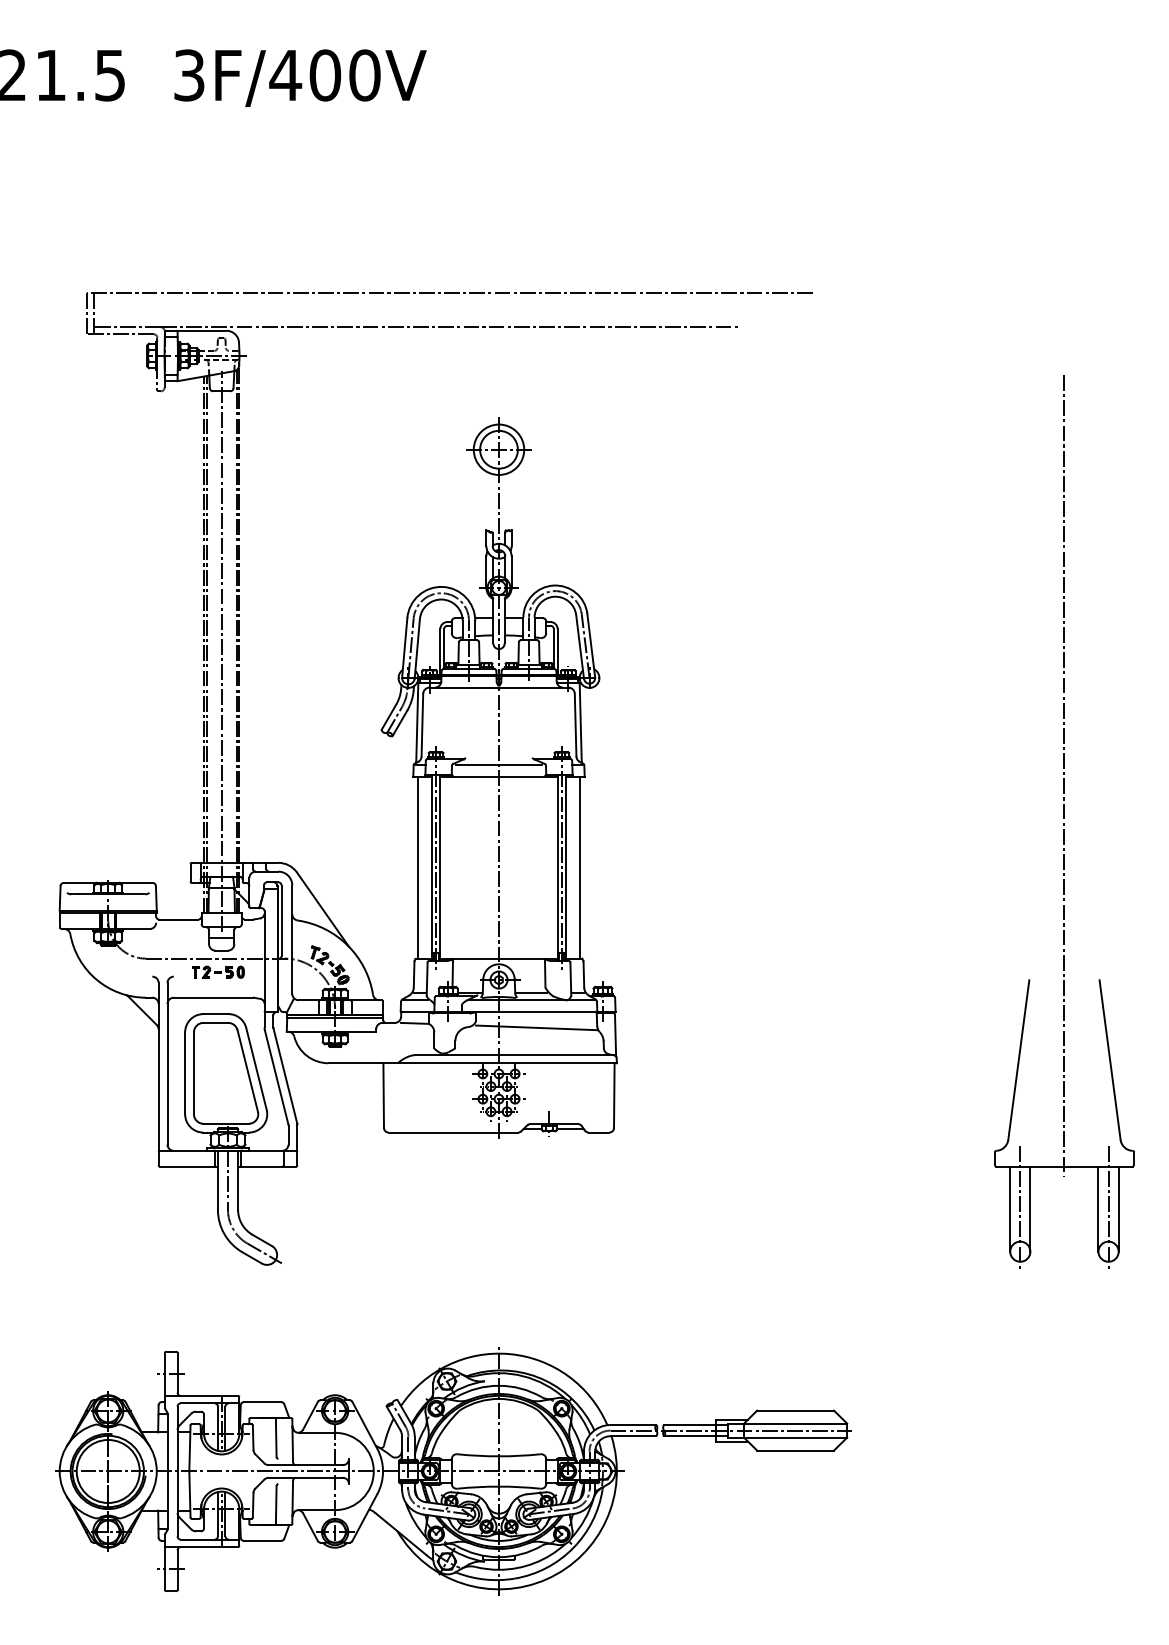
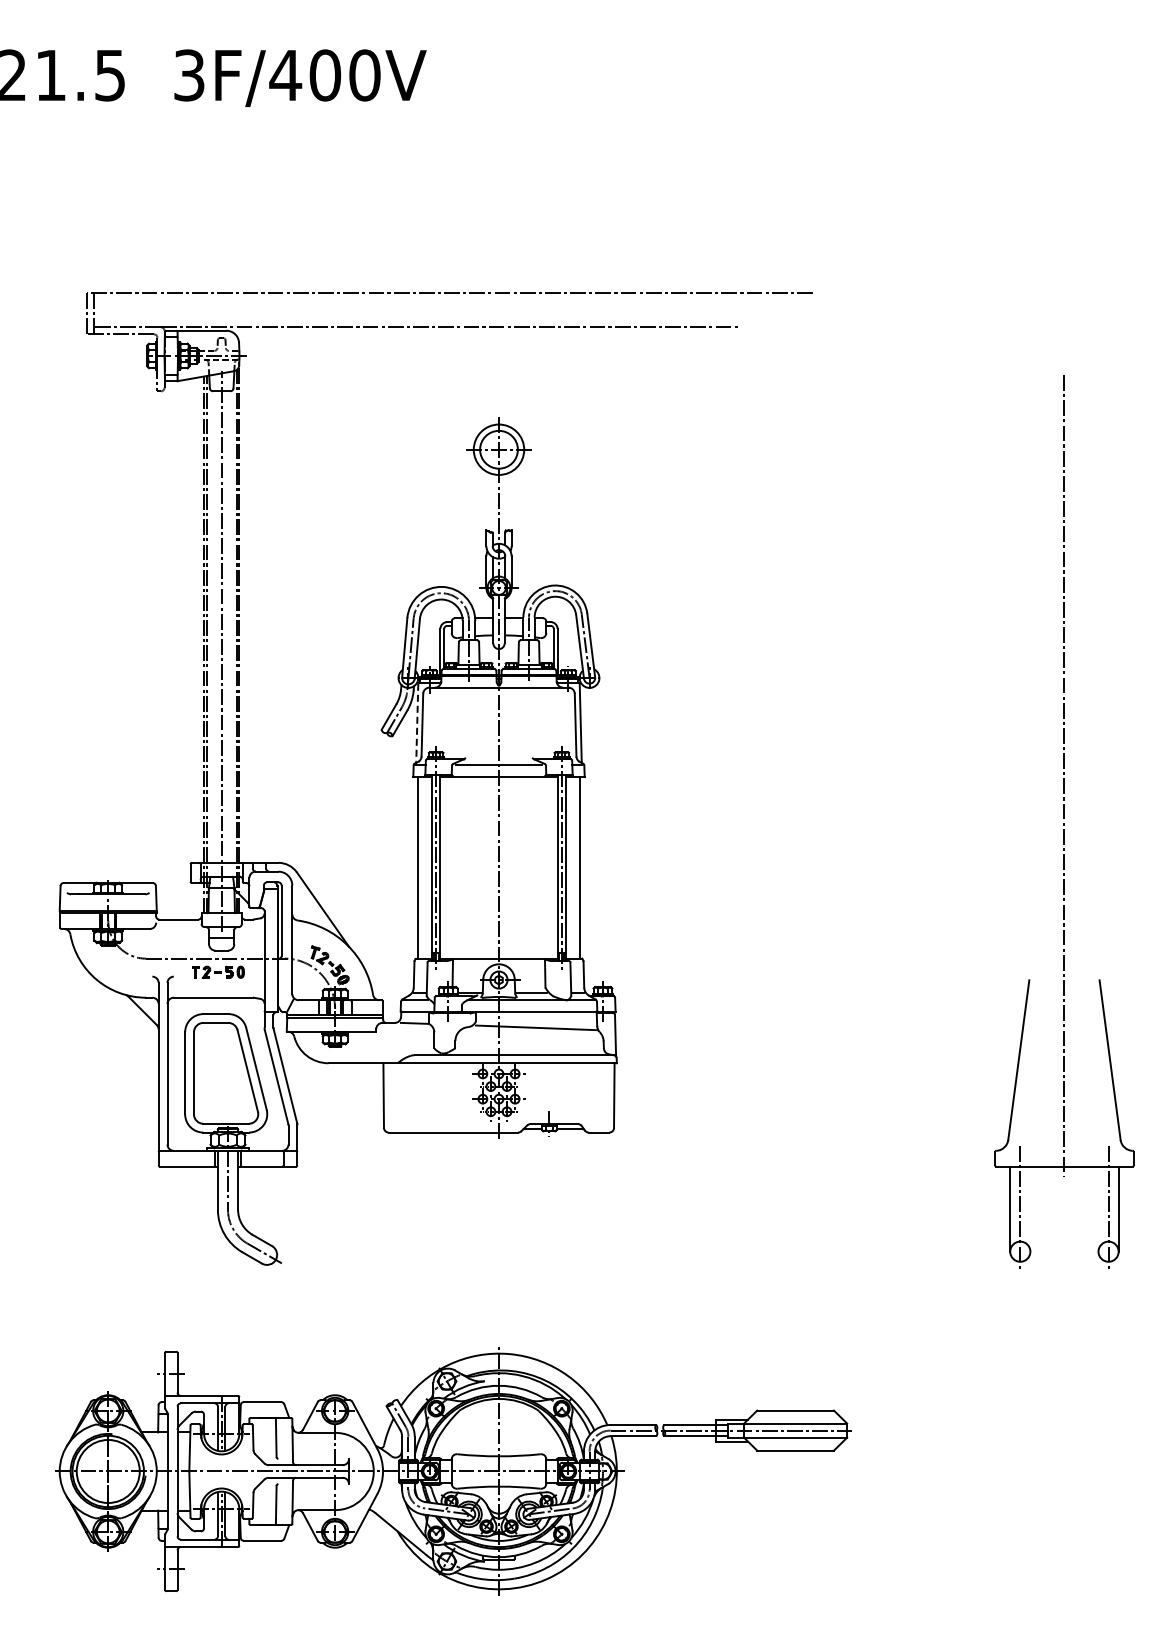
line: solid -> dashed (417, 722)
line: present -> none (1030, 1208)
line: present -> none (1098, 1208)
